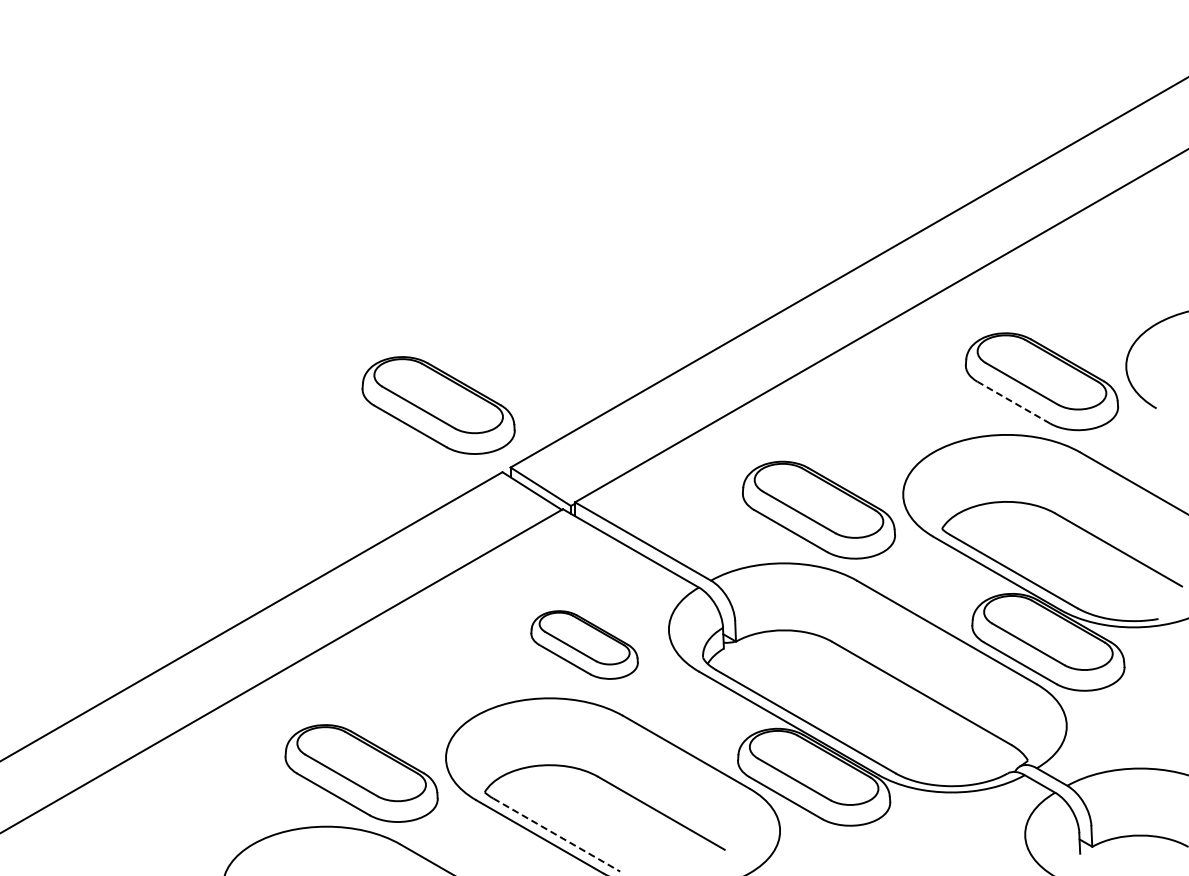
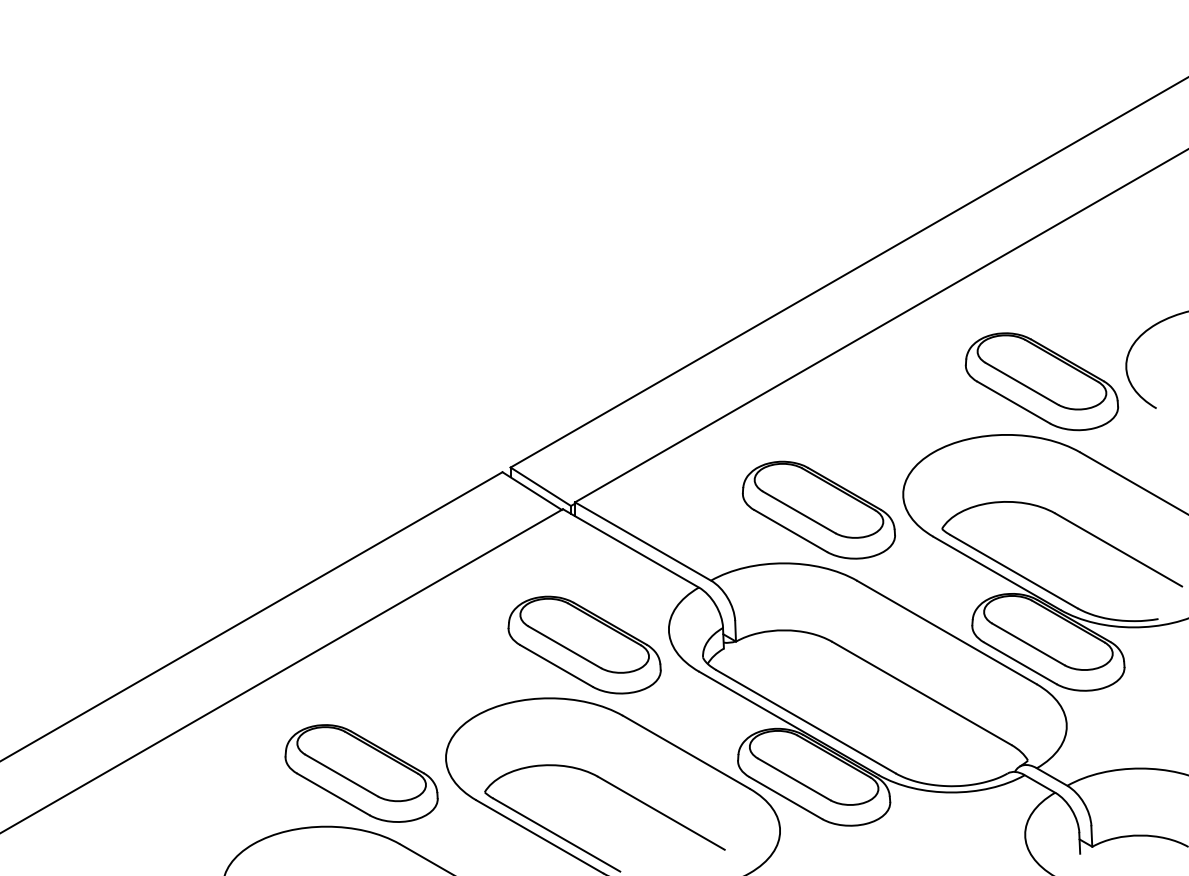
line: dashed -> solid (1013, 402)
part: present -> none (438, 405)
part size: 109x70 px -> 155x100 px (584, 644)
line: dashed -> solid (557, 835)
